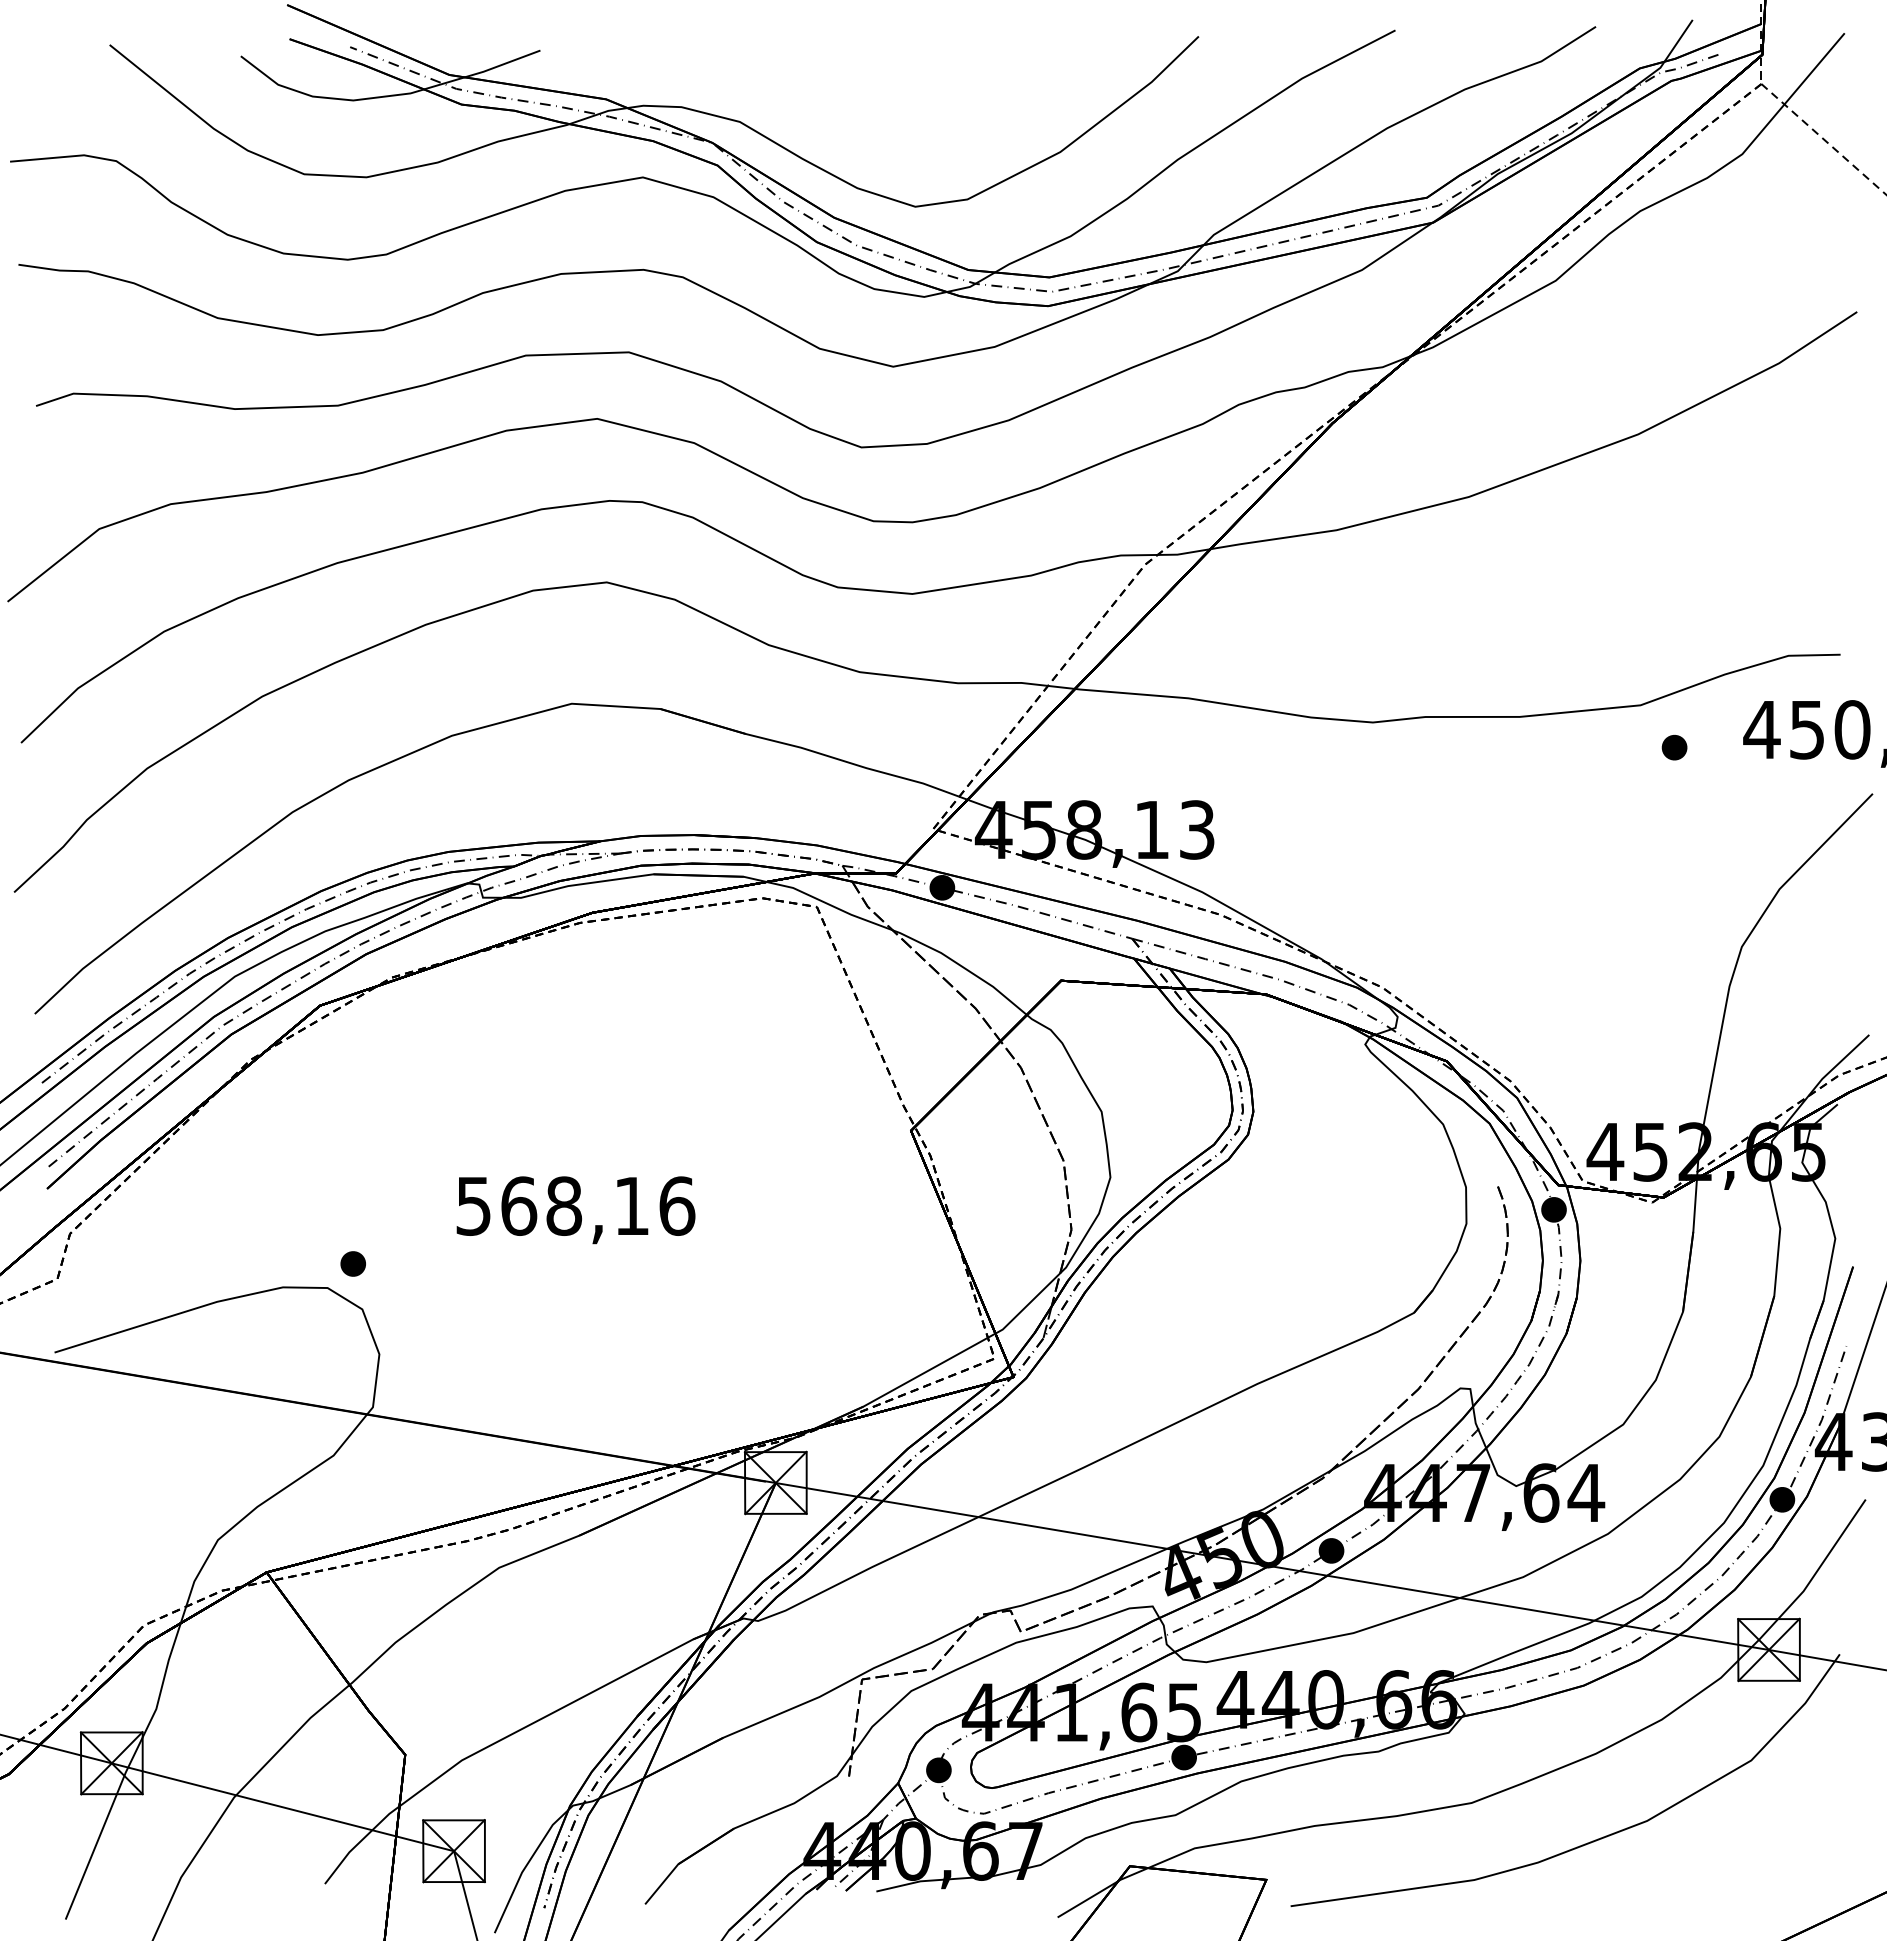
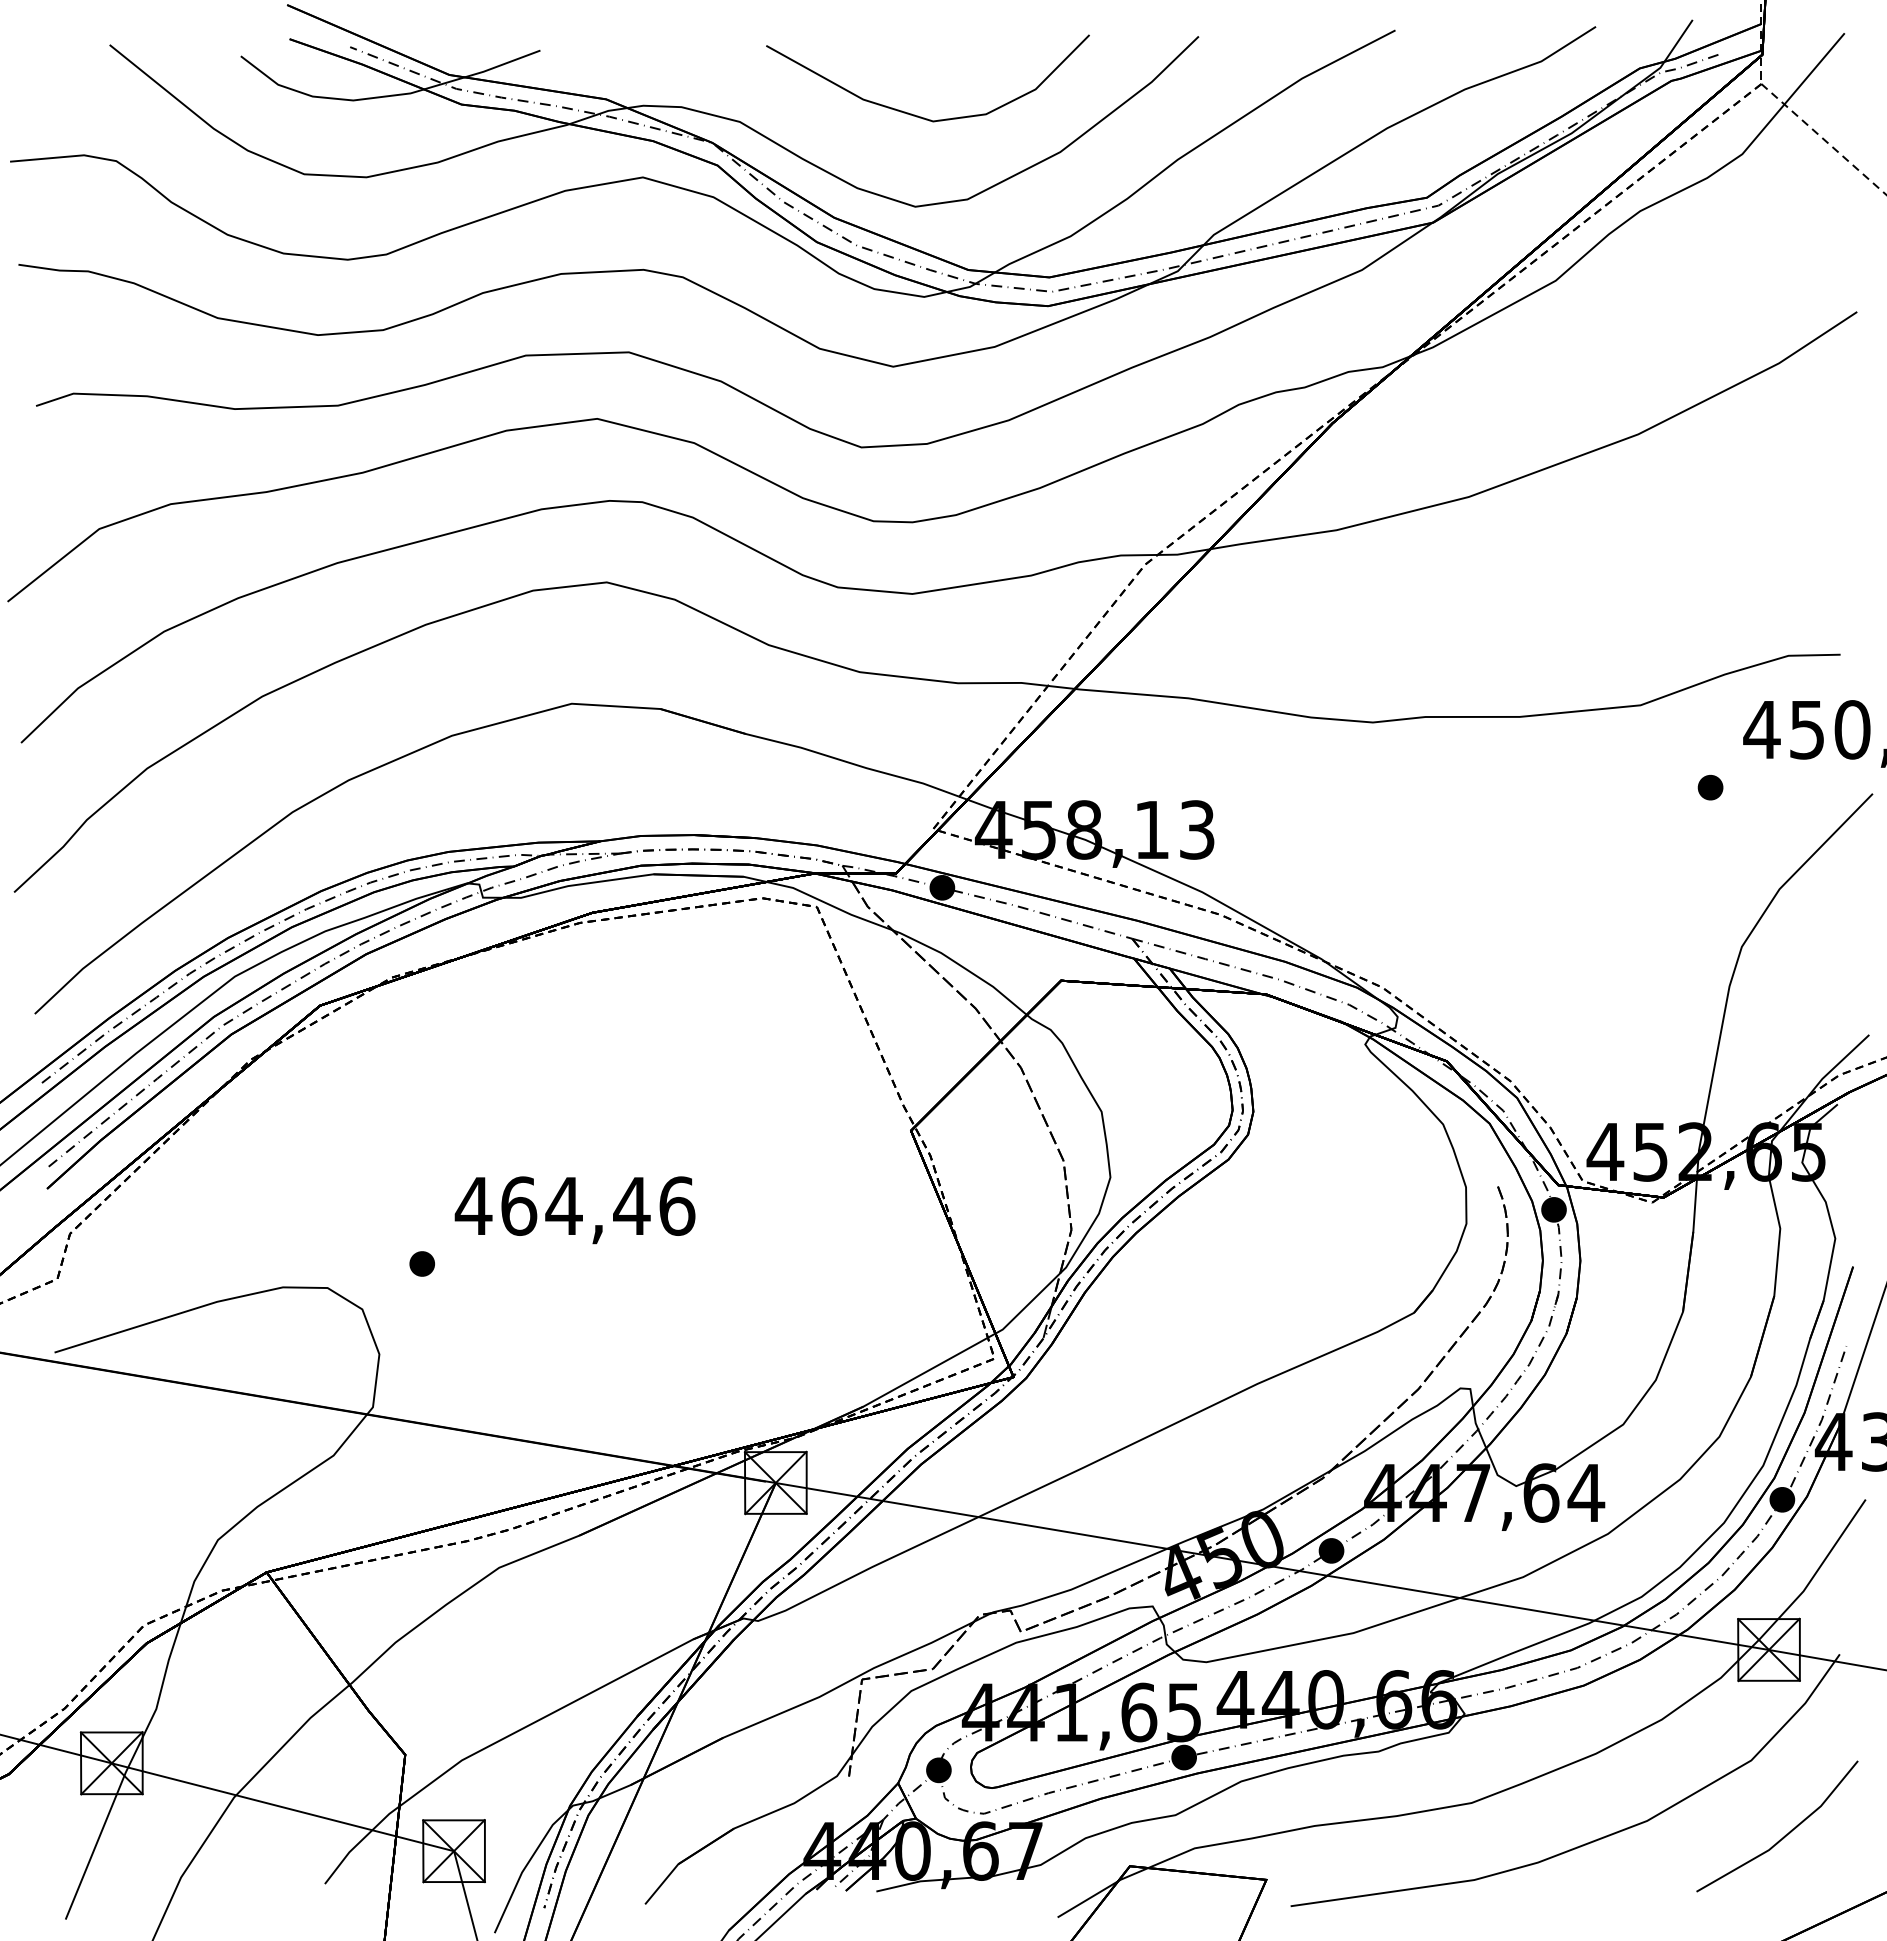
curve: none -> present (918, 115)
part position: (1674, 747) -> (1710, 787) (1710, 787)
text: 568,16 -> 464,46 (552, 1205)
part position: (352, 1263) -> (421, 1263) (421, 1263)
line: none -> present (1785, 1834)
